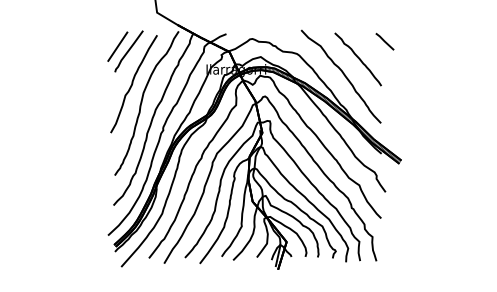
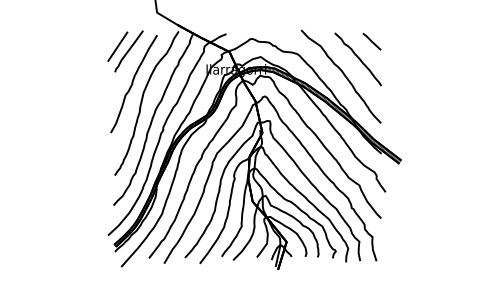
line position: (384, 41) -> (371, 41) (371, 41)
